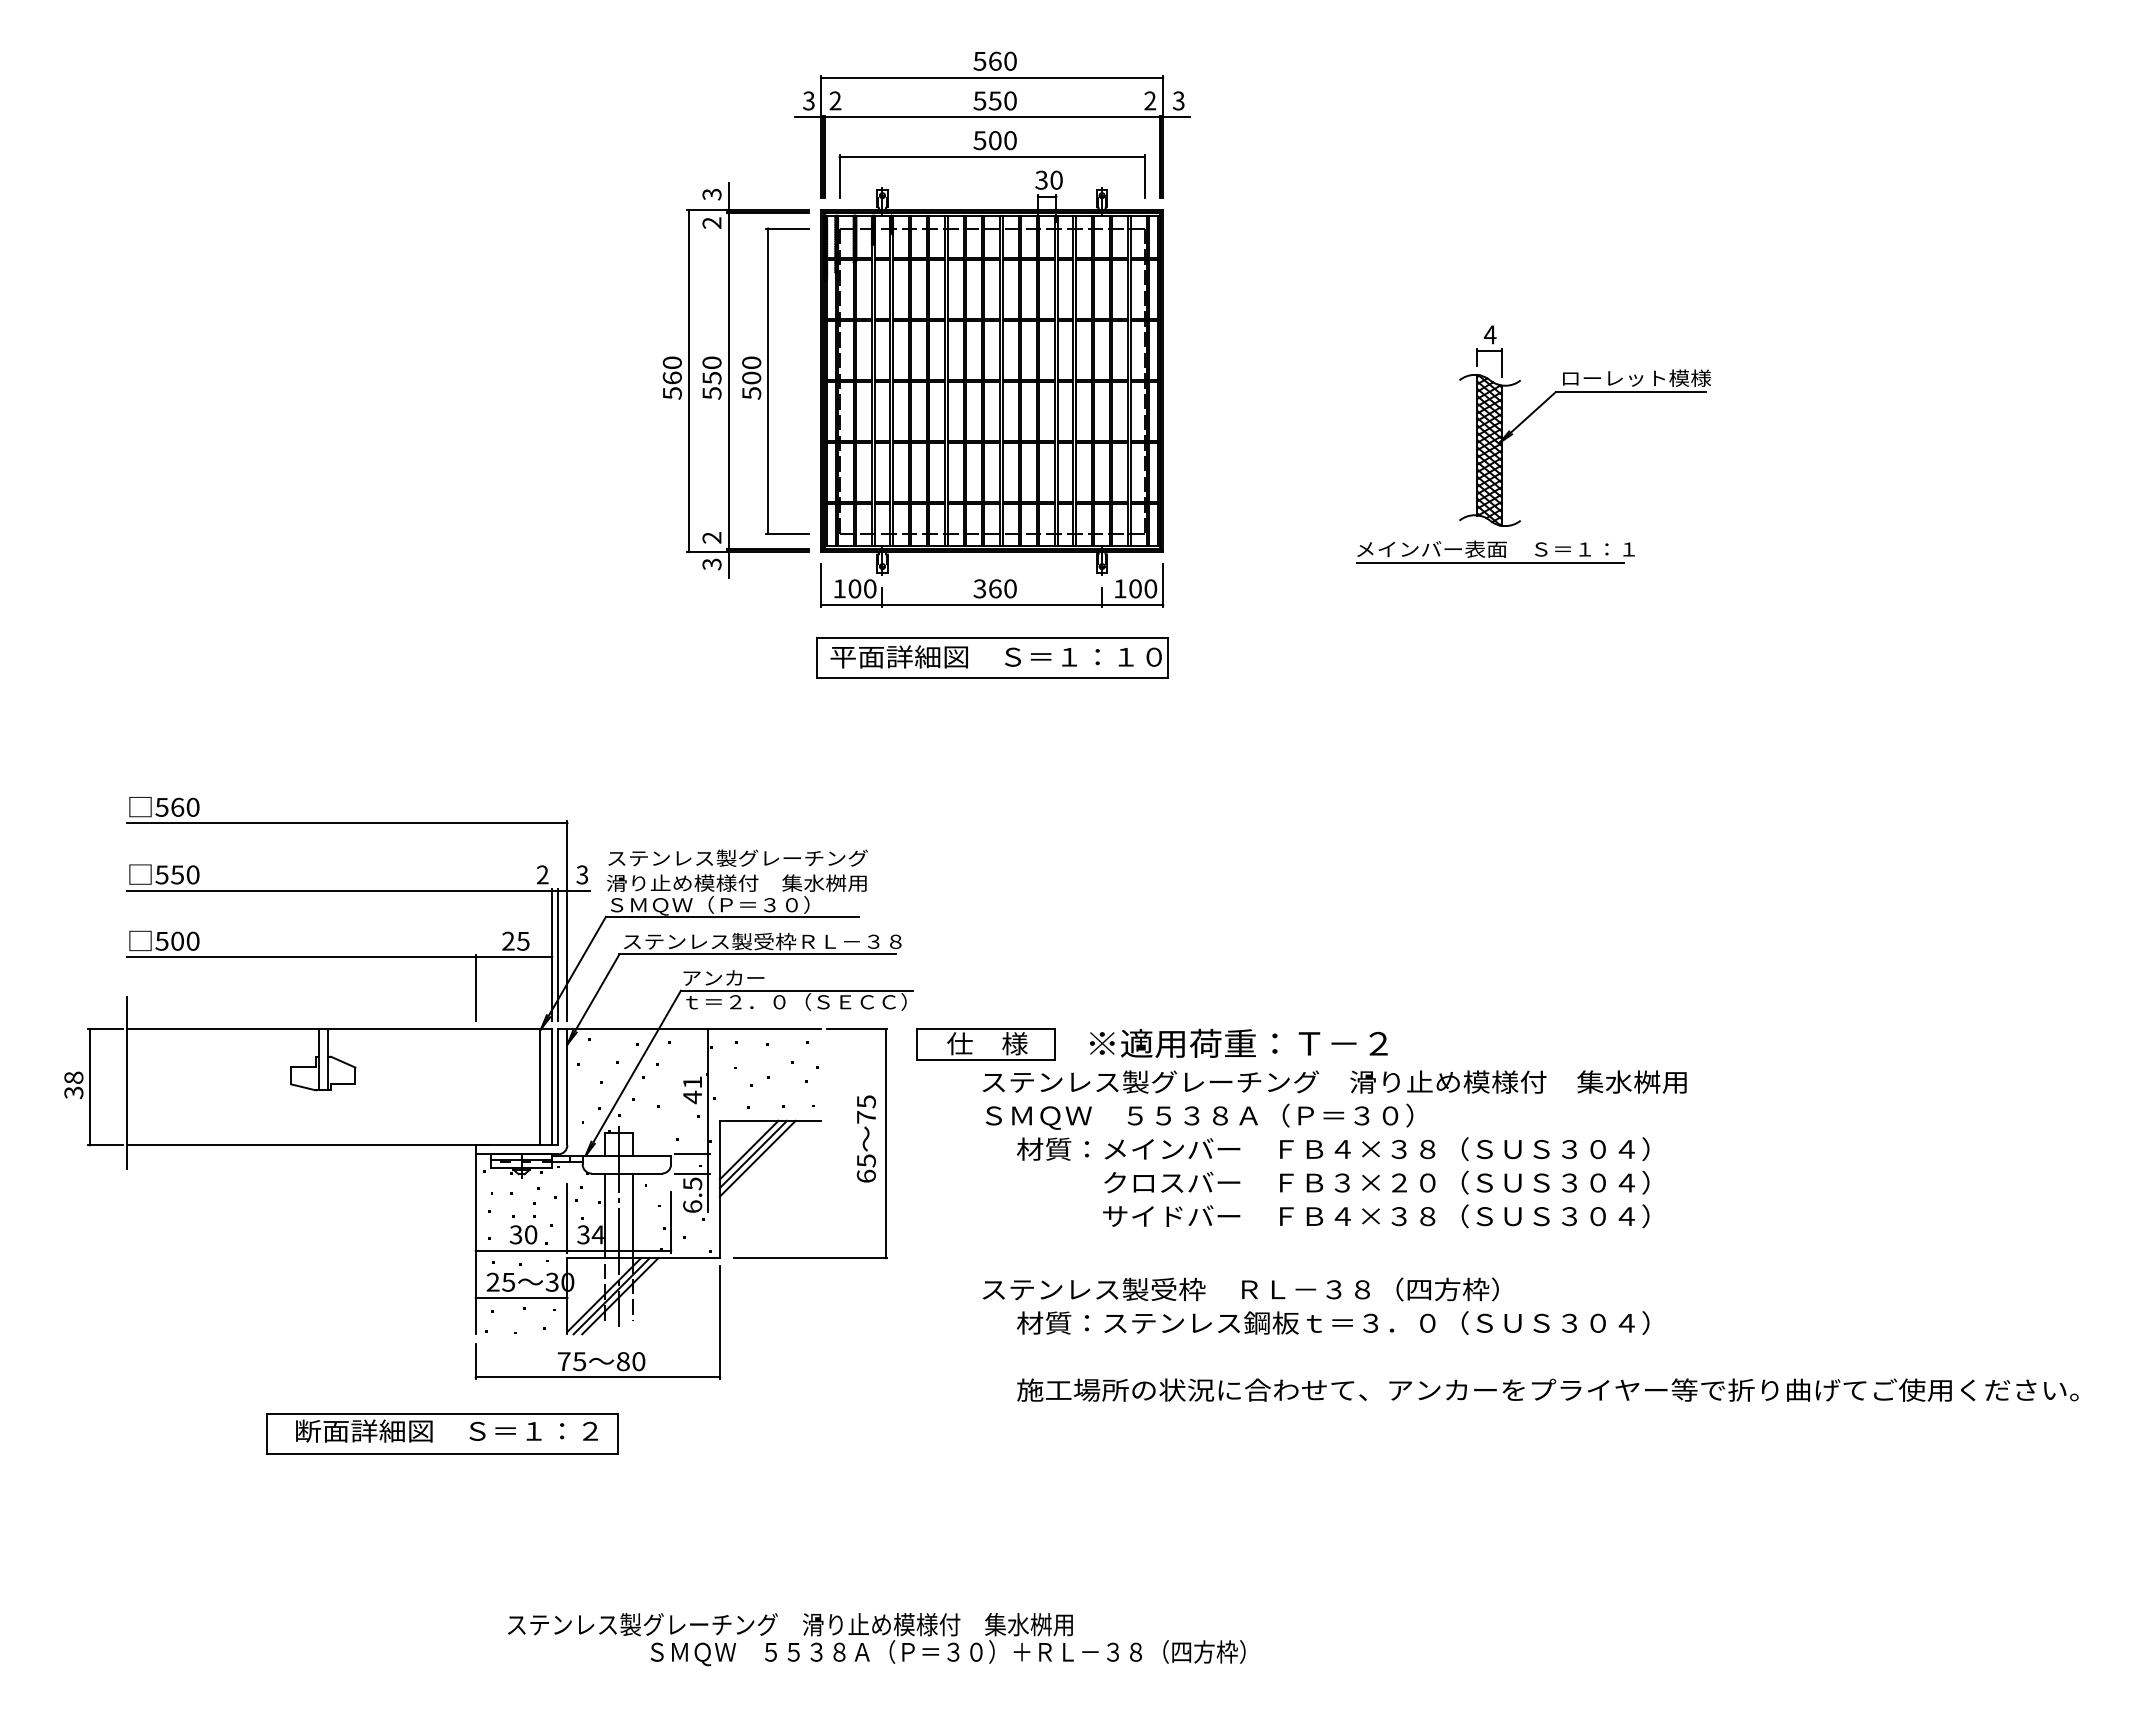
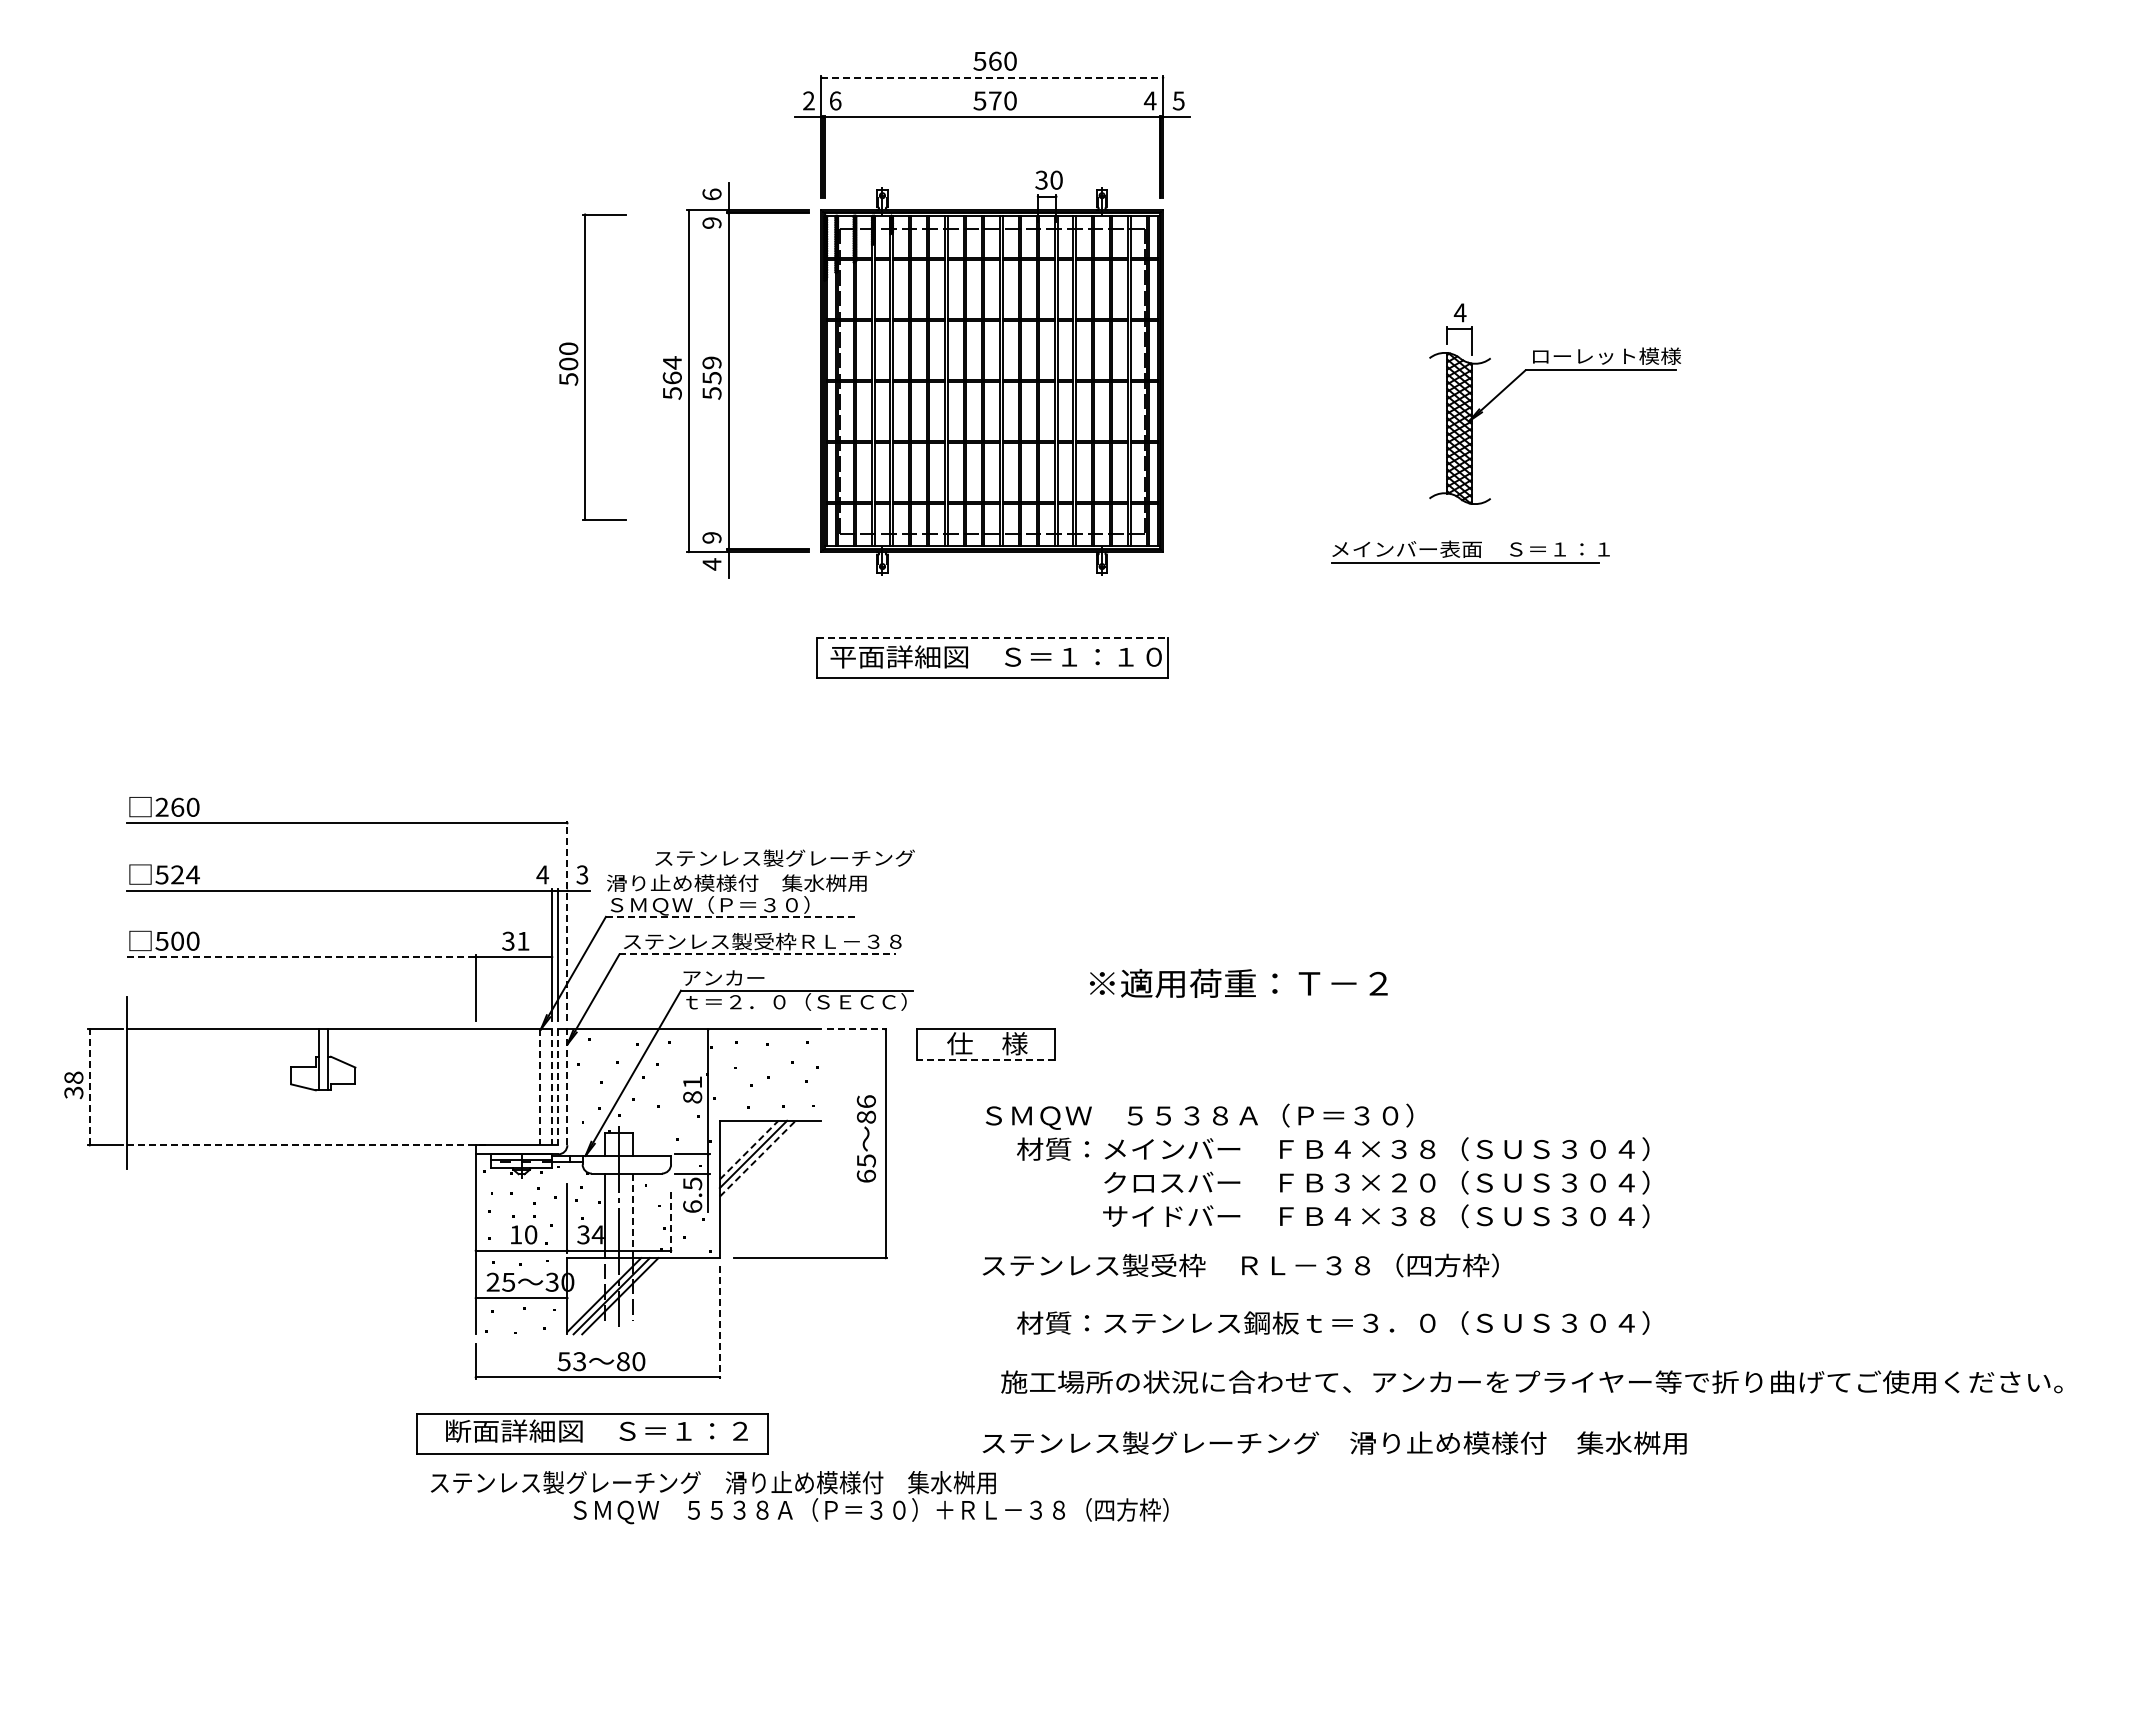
line: solid -> dashed (992, 77)
text: 2 -> 6 (835, 100)
text: 550 -> 570 (994, 100)
text: 2 -> 4 (1149, 100)
text: 3 -> 5 (1178, 100)
text: 3 -> 2 (808, 101)
part: present -> none (991, 157)
text: 3 -> 6 (711, 194)
text: 2 -> 9 (711, 222)
text: 560 -> 564 (671, 362)
text: 550 -> 559 (711, 362)
part position: (768, 380) -> (585, 366) (585, 366)
part position: (1584, 392) -> (1554, 370) (1554, 370)
text: 2 -> 9 (711, 537)
part position: (1495, 551) -> (1470, 551) (1470, 551)
text: 3 -> 4 (711, 564)
part: present -> none (992, 585)
line: solid -> dashed (992, 638)
text: 560 -> 260 (161, 806)
text position: (737, 857) -> (784, 857) (784, 857)
text: 550 -> 524 (185, 874)
text: 2 -> 4 (542, 874)
line: solid -> dashed (732, 916)
line: solid -> dashed (567, 920)
text: 25 -> 31 (515, 941)
line: solid -> dashed (758, 954)
line: solid -> dashed (301, 957)
line: solid -> dashed (857, 1029)
text position: (1238, 1043) -> (1238, 983) (1238, 983)
line: solid -> dashed (985, 1059)
text position: (1334, 1081) -> (1334, 1442) (1334, 1442)
line: solid -> dashed (89, 1087)
line: solid -> dashed (539, 1087)
line: solid -> dashed (552, 1087)
line: solid -> dashed (558, 1087)
line: solid -> dashed (567, 1087)
text: 41 -> 81 (692, 1097)
text: 75 -> 86 (865, 1109)
line: solid -> dashed (308, 1145)
line: solid -> dashed (749, 1149)
line: solid -> dashed (757, 1158)
line: solid -> dashed (632, 1215)
line: solid -> dashed (671, 1222)
text: 30 -> 10 (515, 1234)
text position: (1240, 1289) -> (1240, 1265) (1240, 1265)
line: solid -> dashed (719, 1323)
text: 75 -> 53 (571, 1361)
text position: (1547, 1389) -> (1531, 1381) (1531, 1381)
part position: (442, 1433) -> (592, 1433) (592, 1433)
text position: (876, 1639) -> (799, 1497) (799, 1497)
